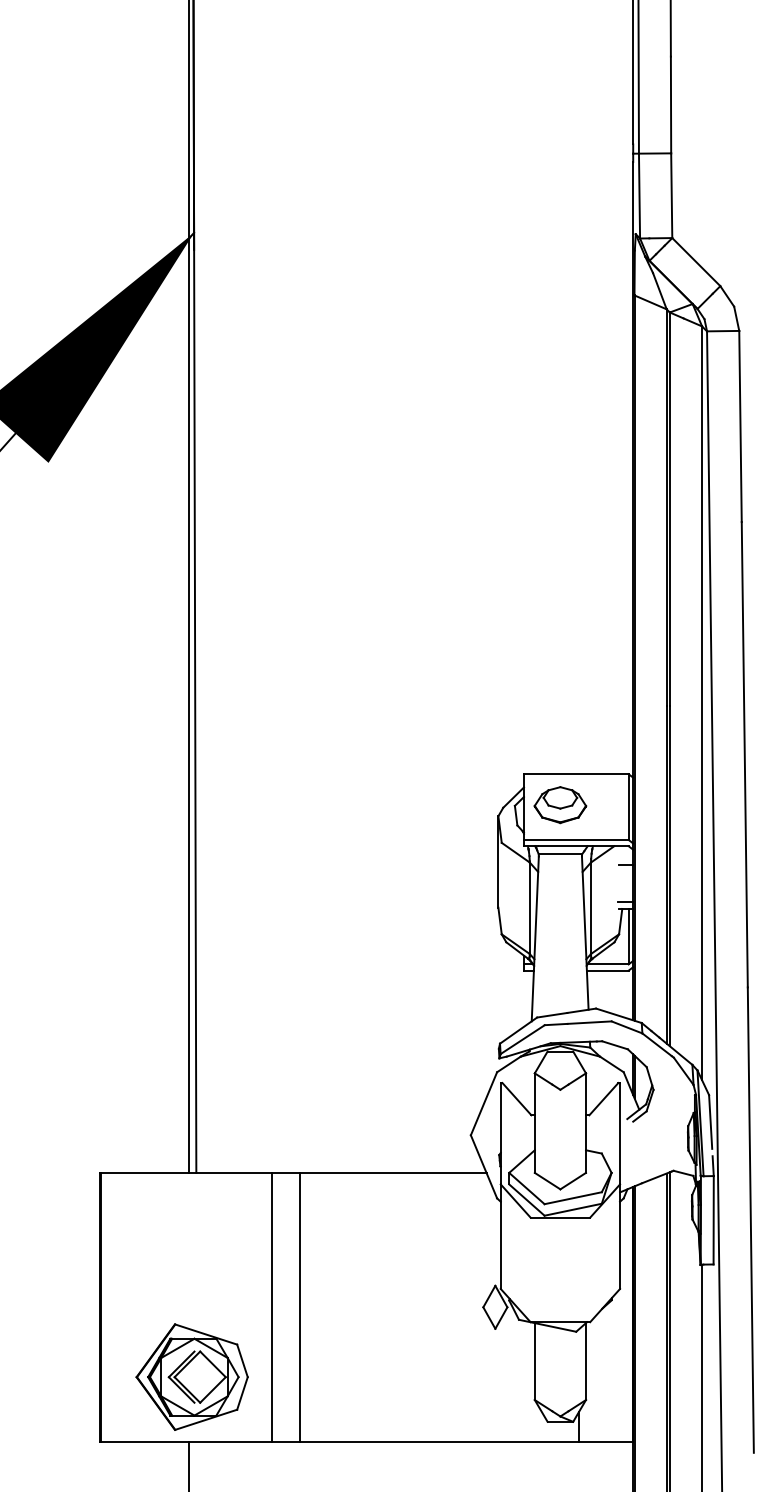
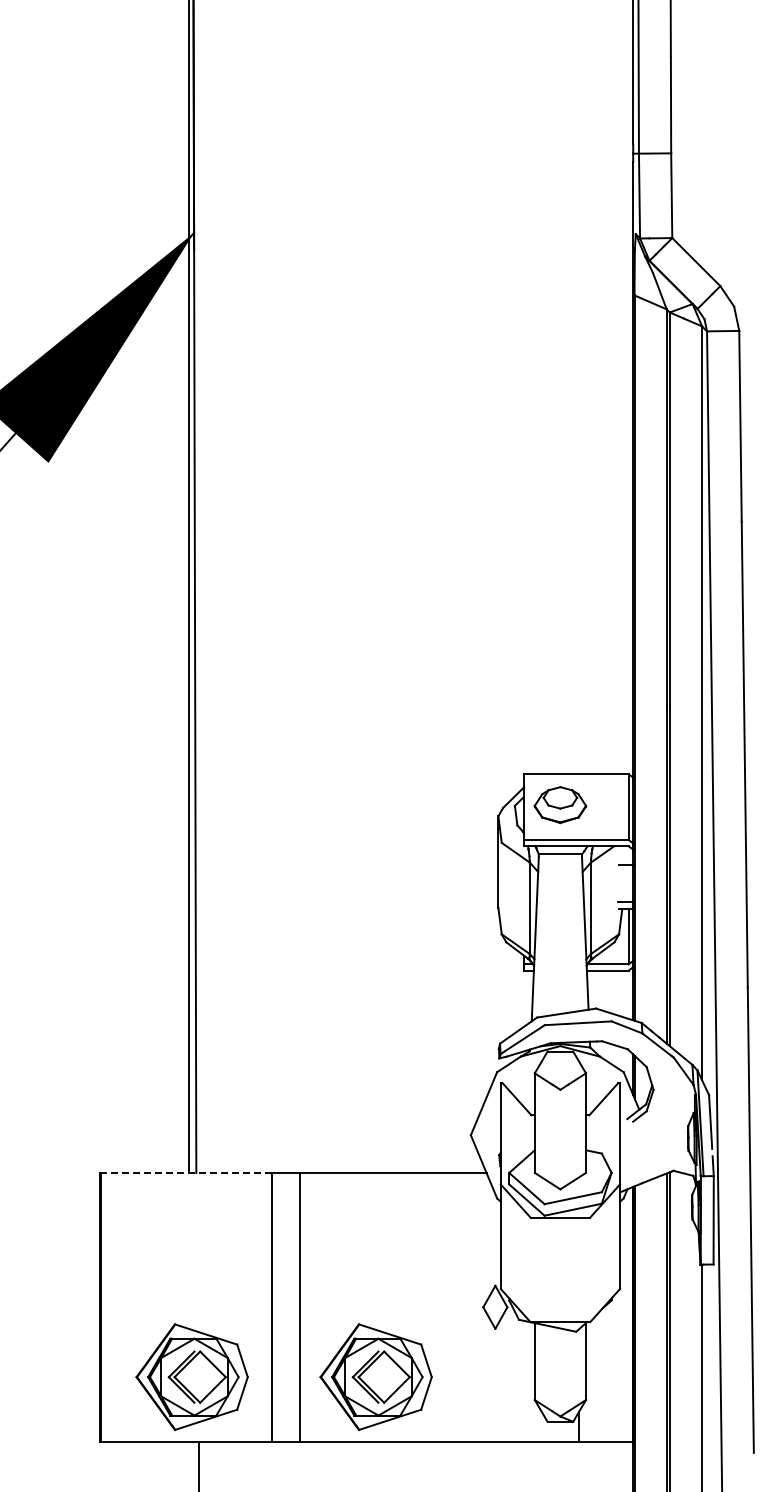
line: solid -> dashed (186, 1173)
part: none -> present (375, 1376)
line position: (189, 1464) -> (199, 1464) (199, 1464)
